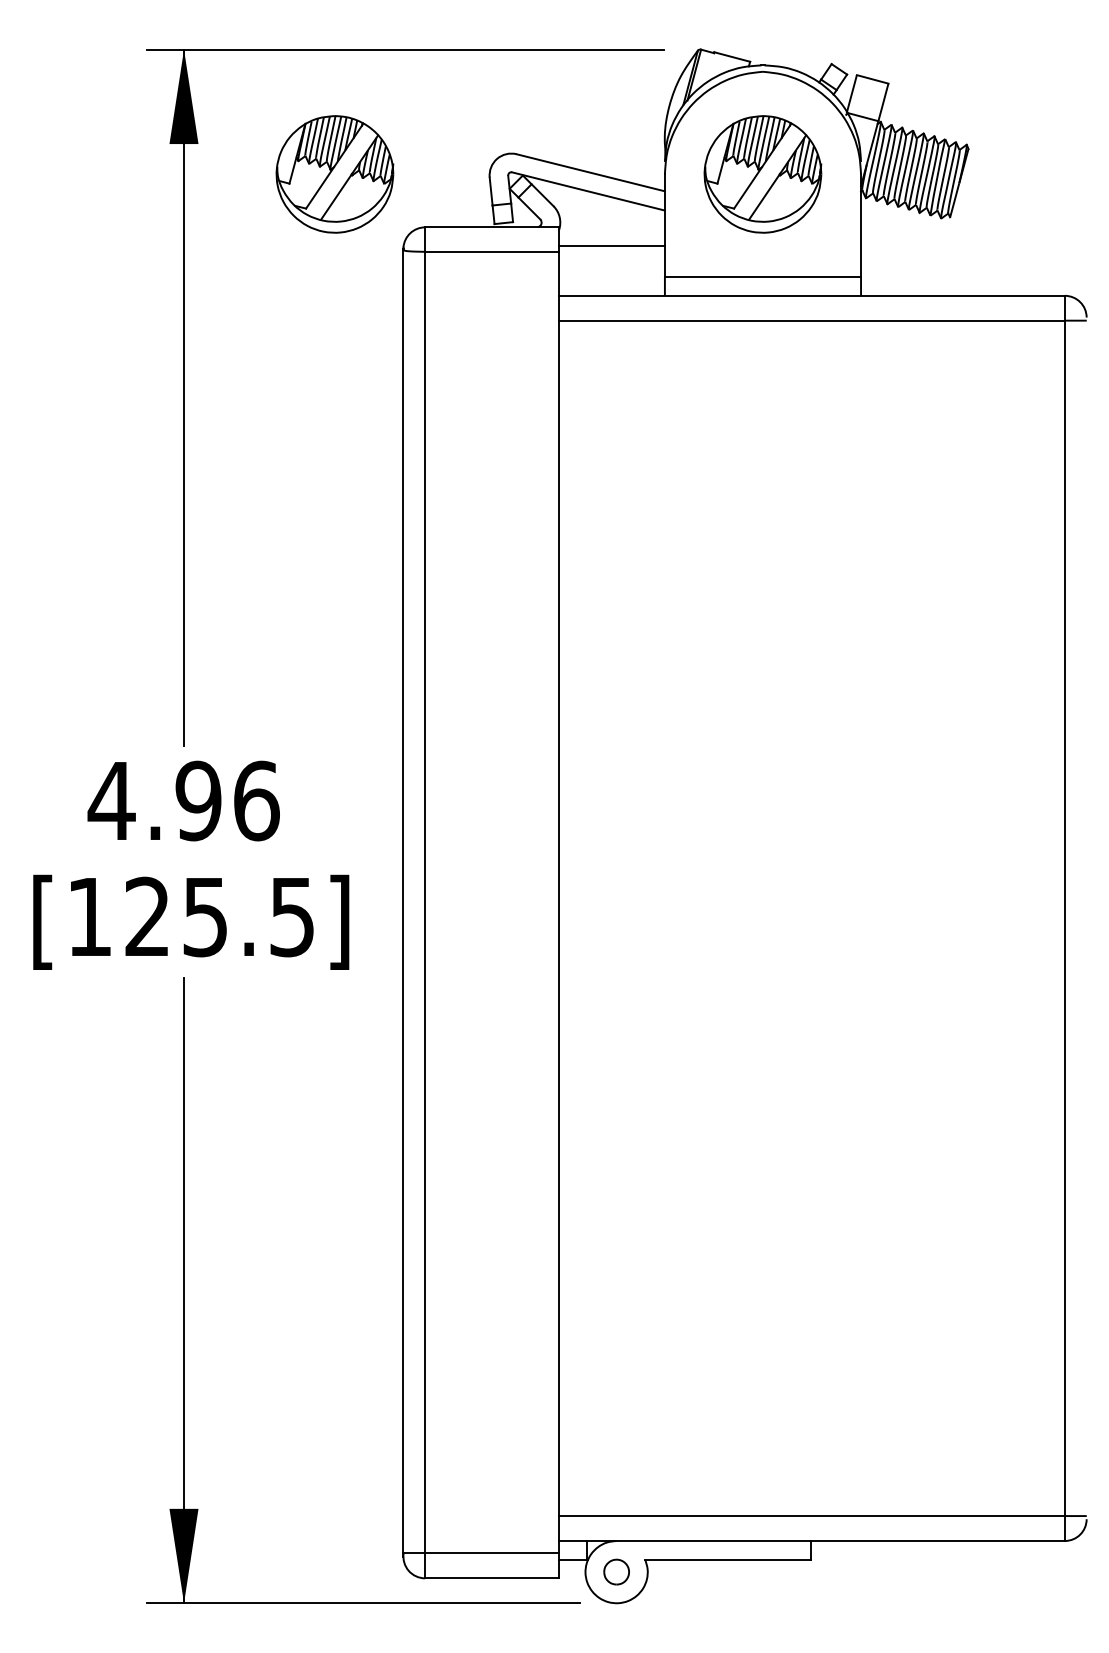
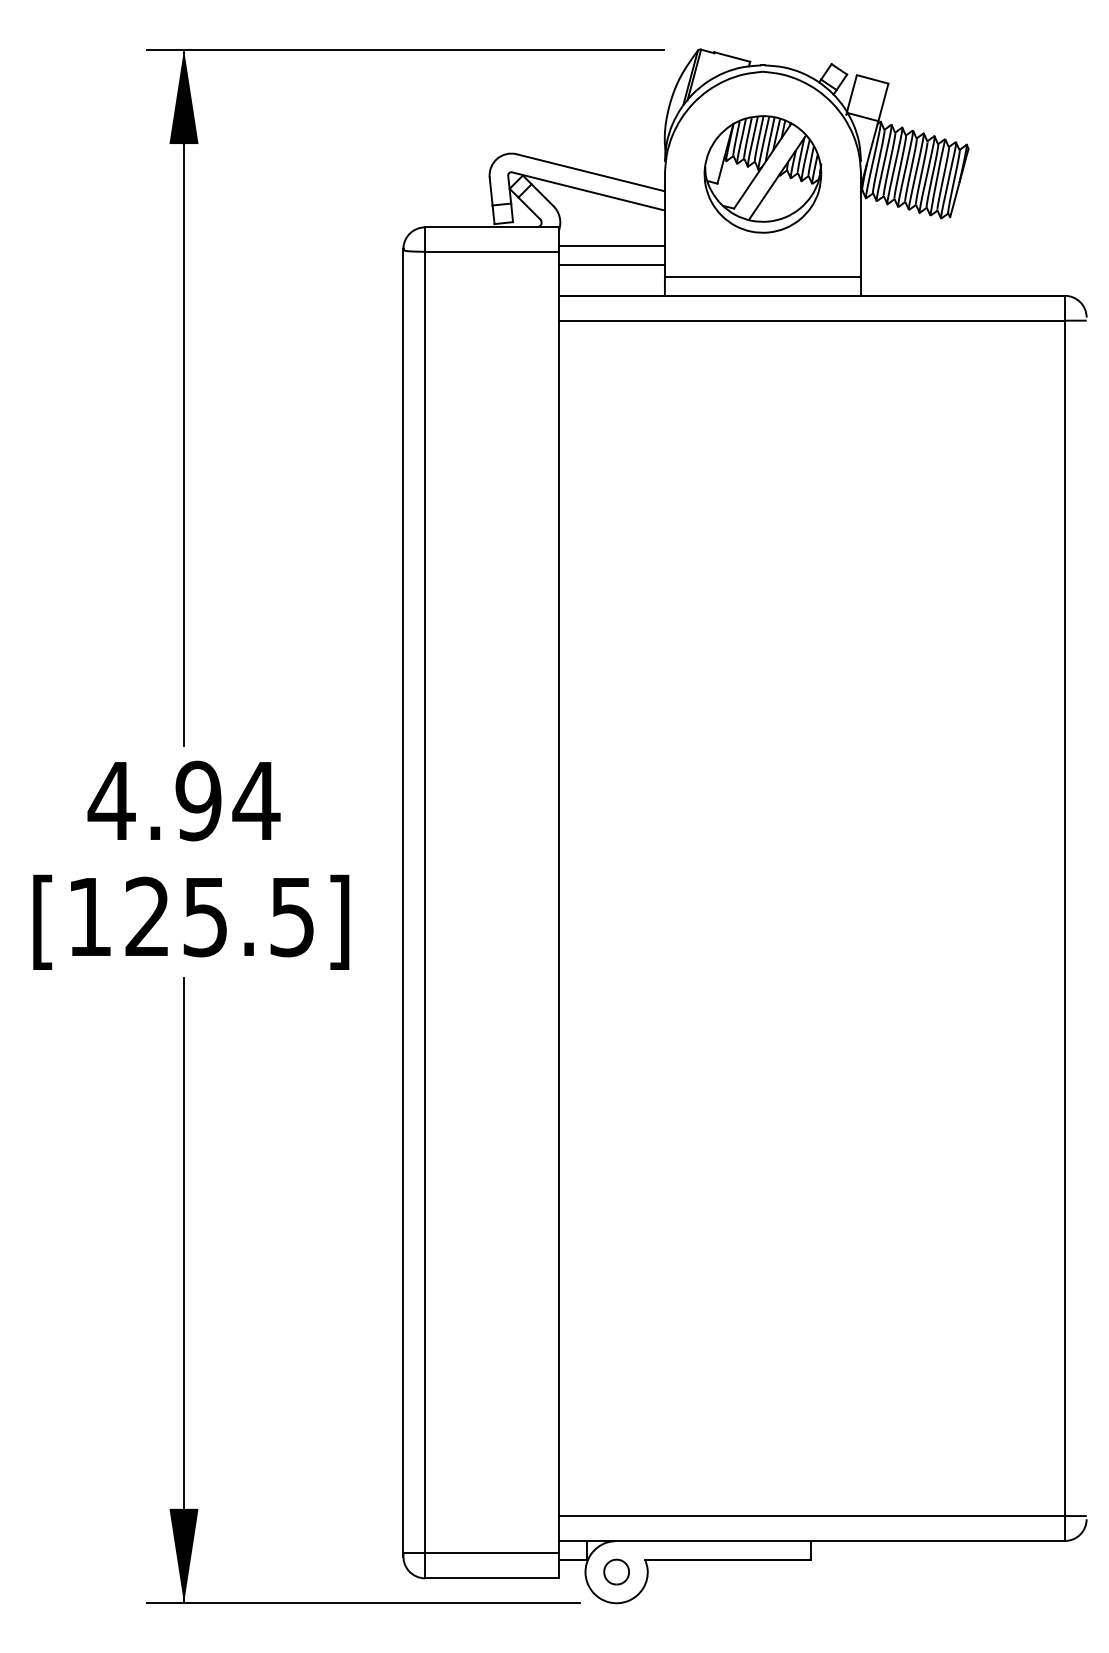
part: present -> none (334, 174)
line: none -> present (611, 264)
text: 4.96 -> 4.94 (256, 800)
